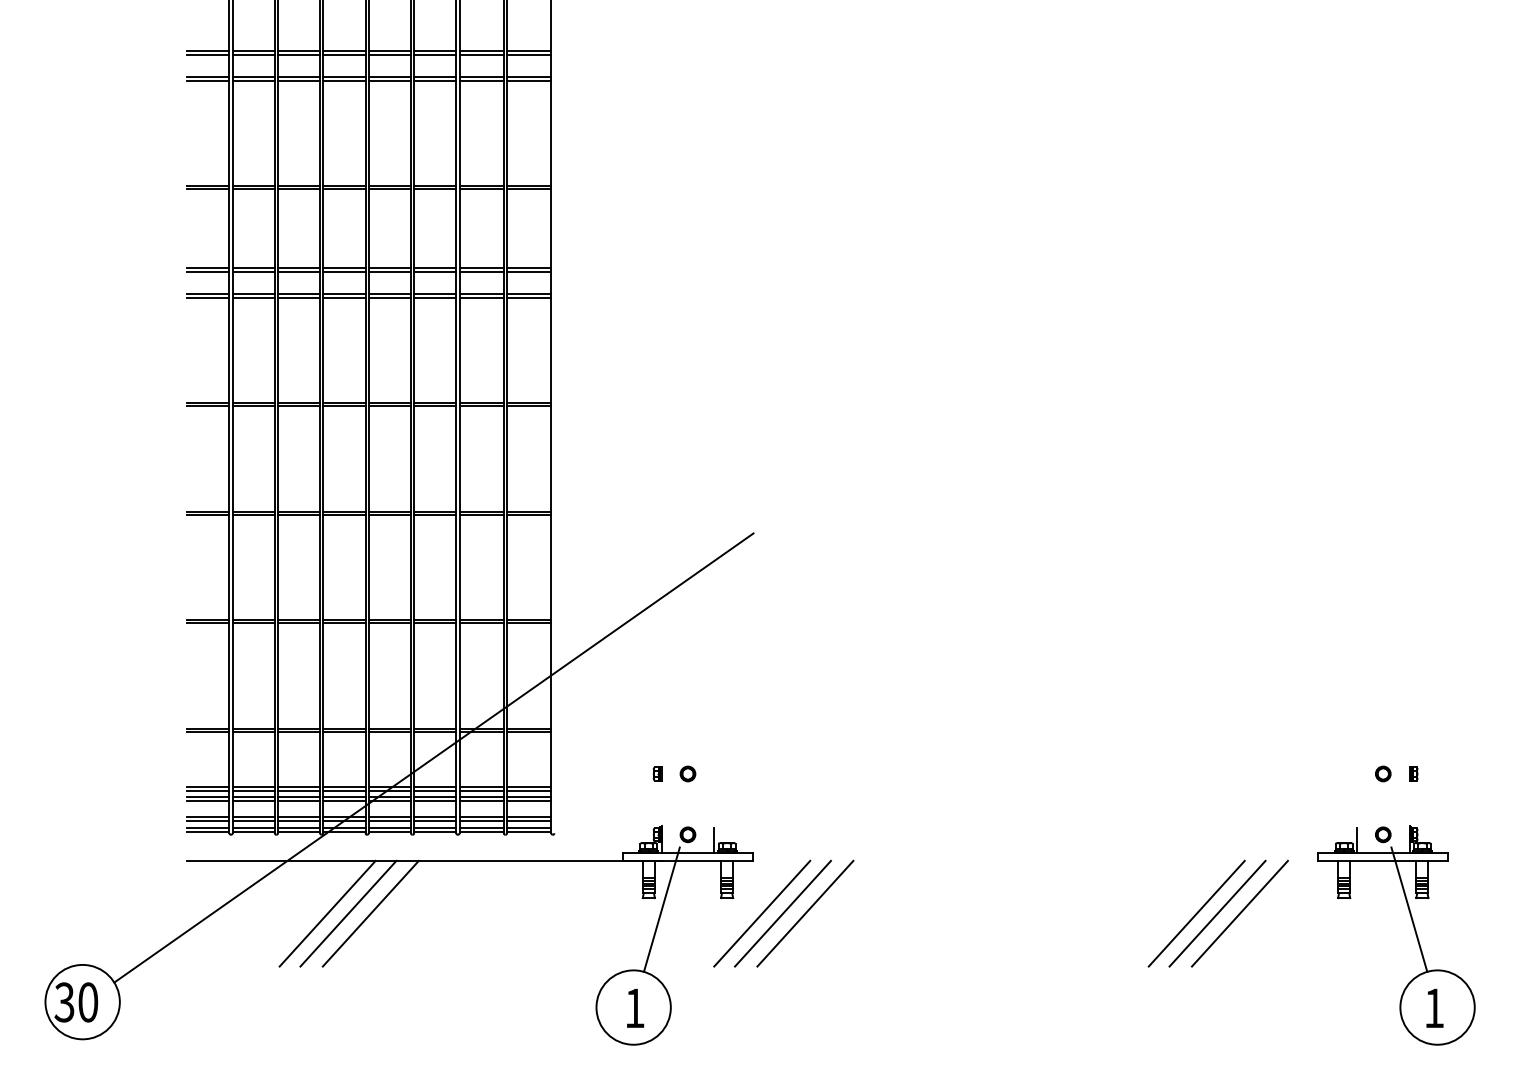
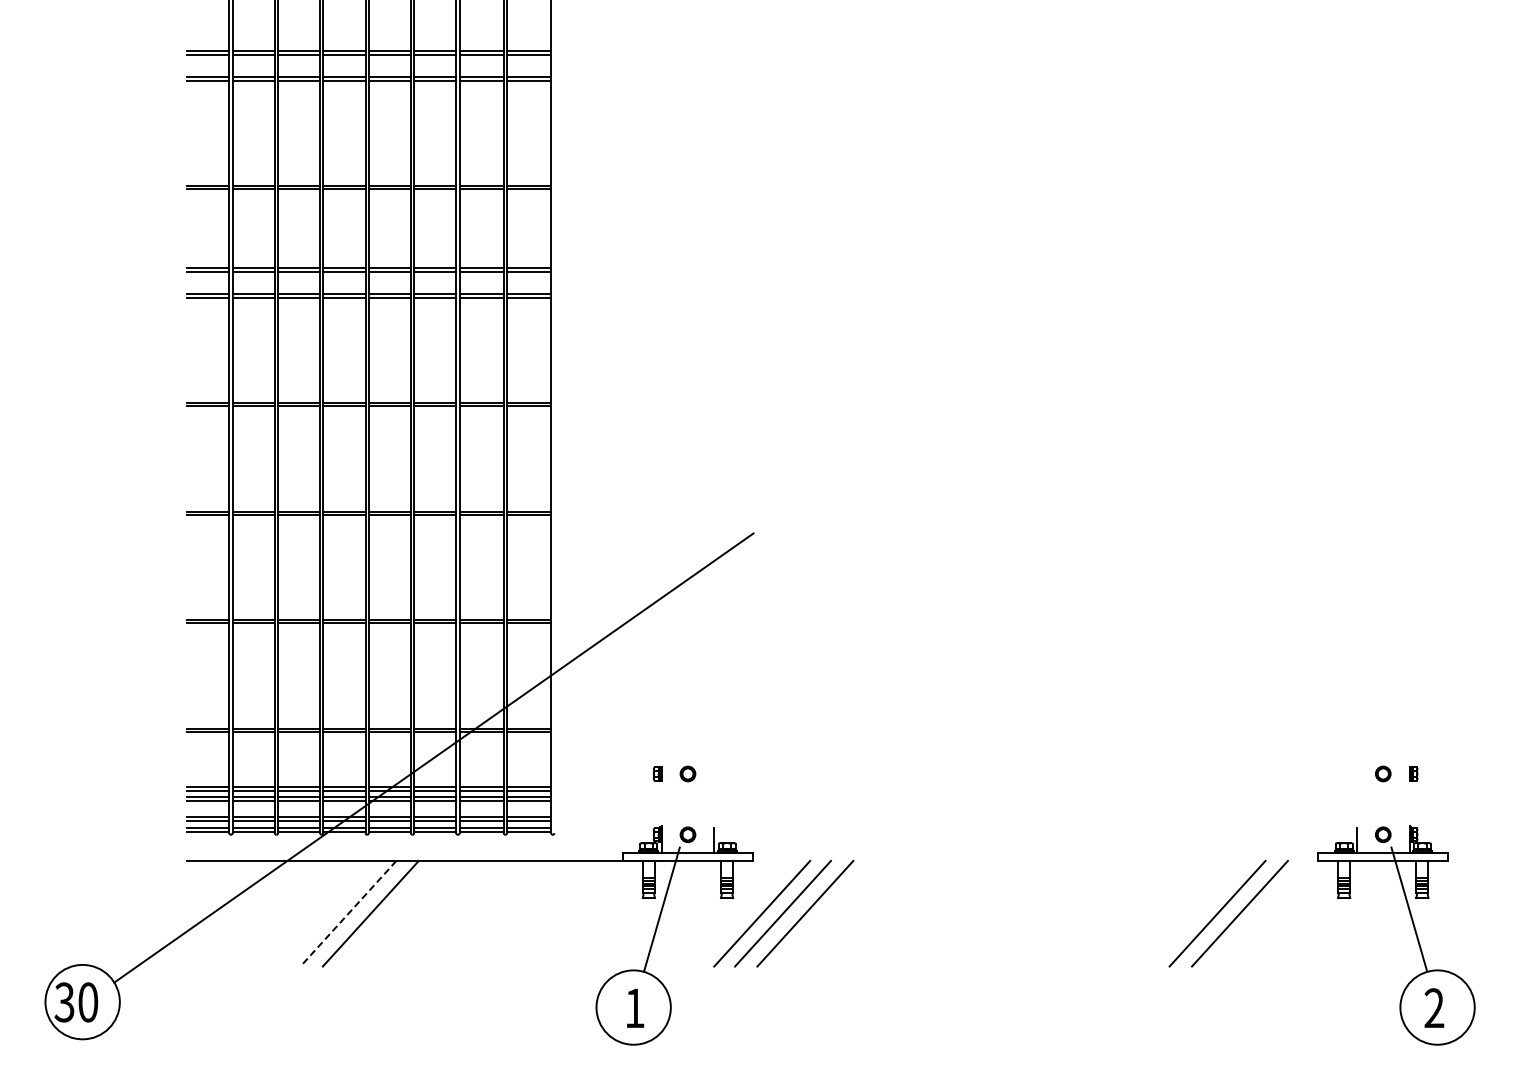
line: present -> none (327, 913)
line: present -> none (1196, 913)
line: solid -> dashed (348, 914)
text: 1 -> 2 (1434, 1007)
